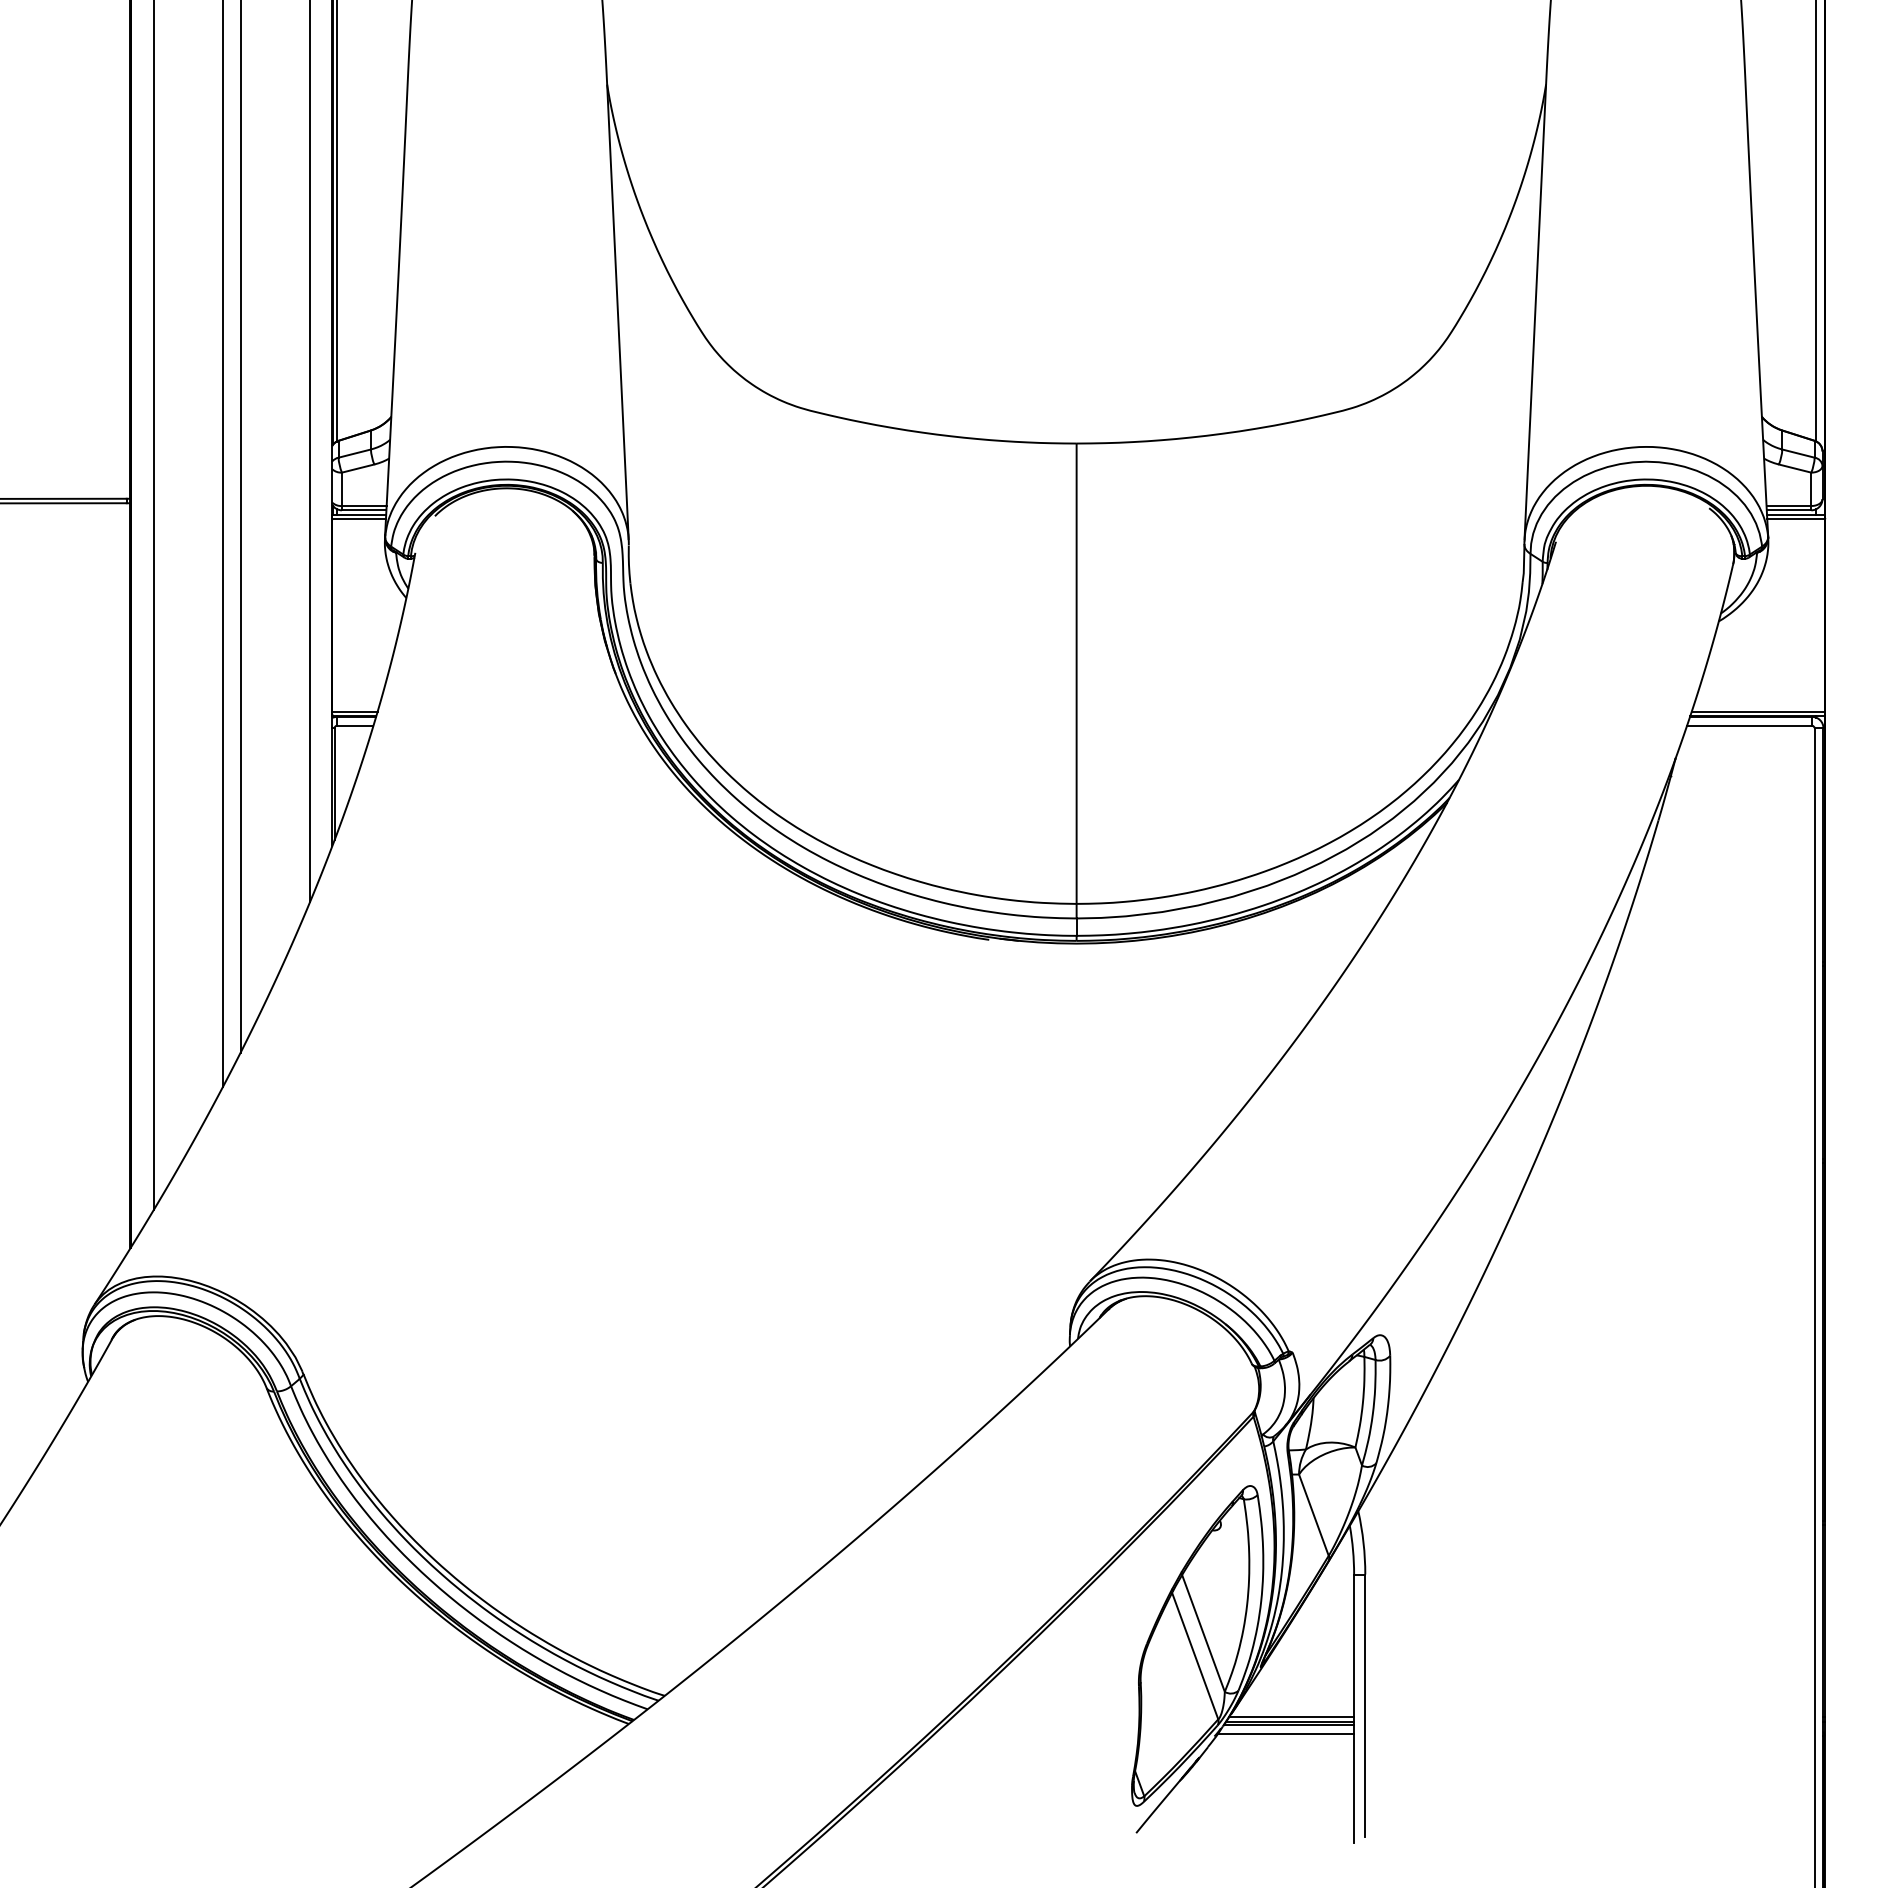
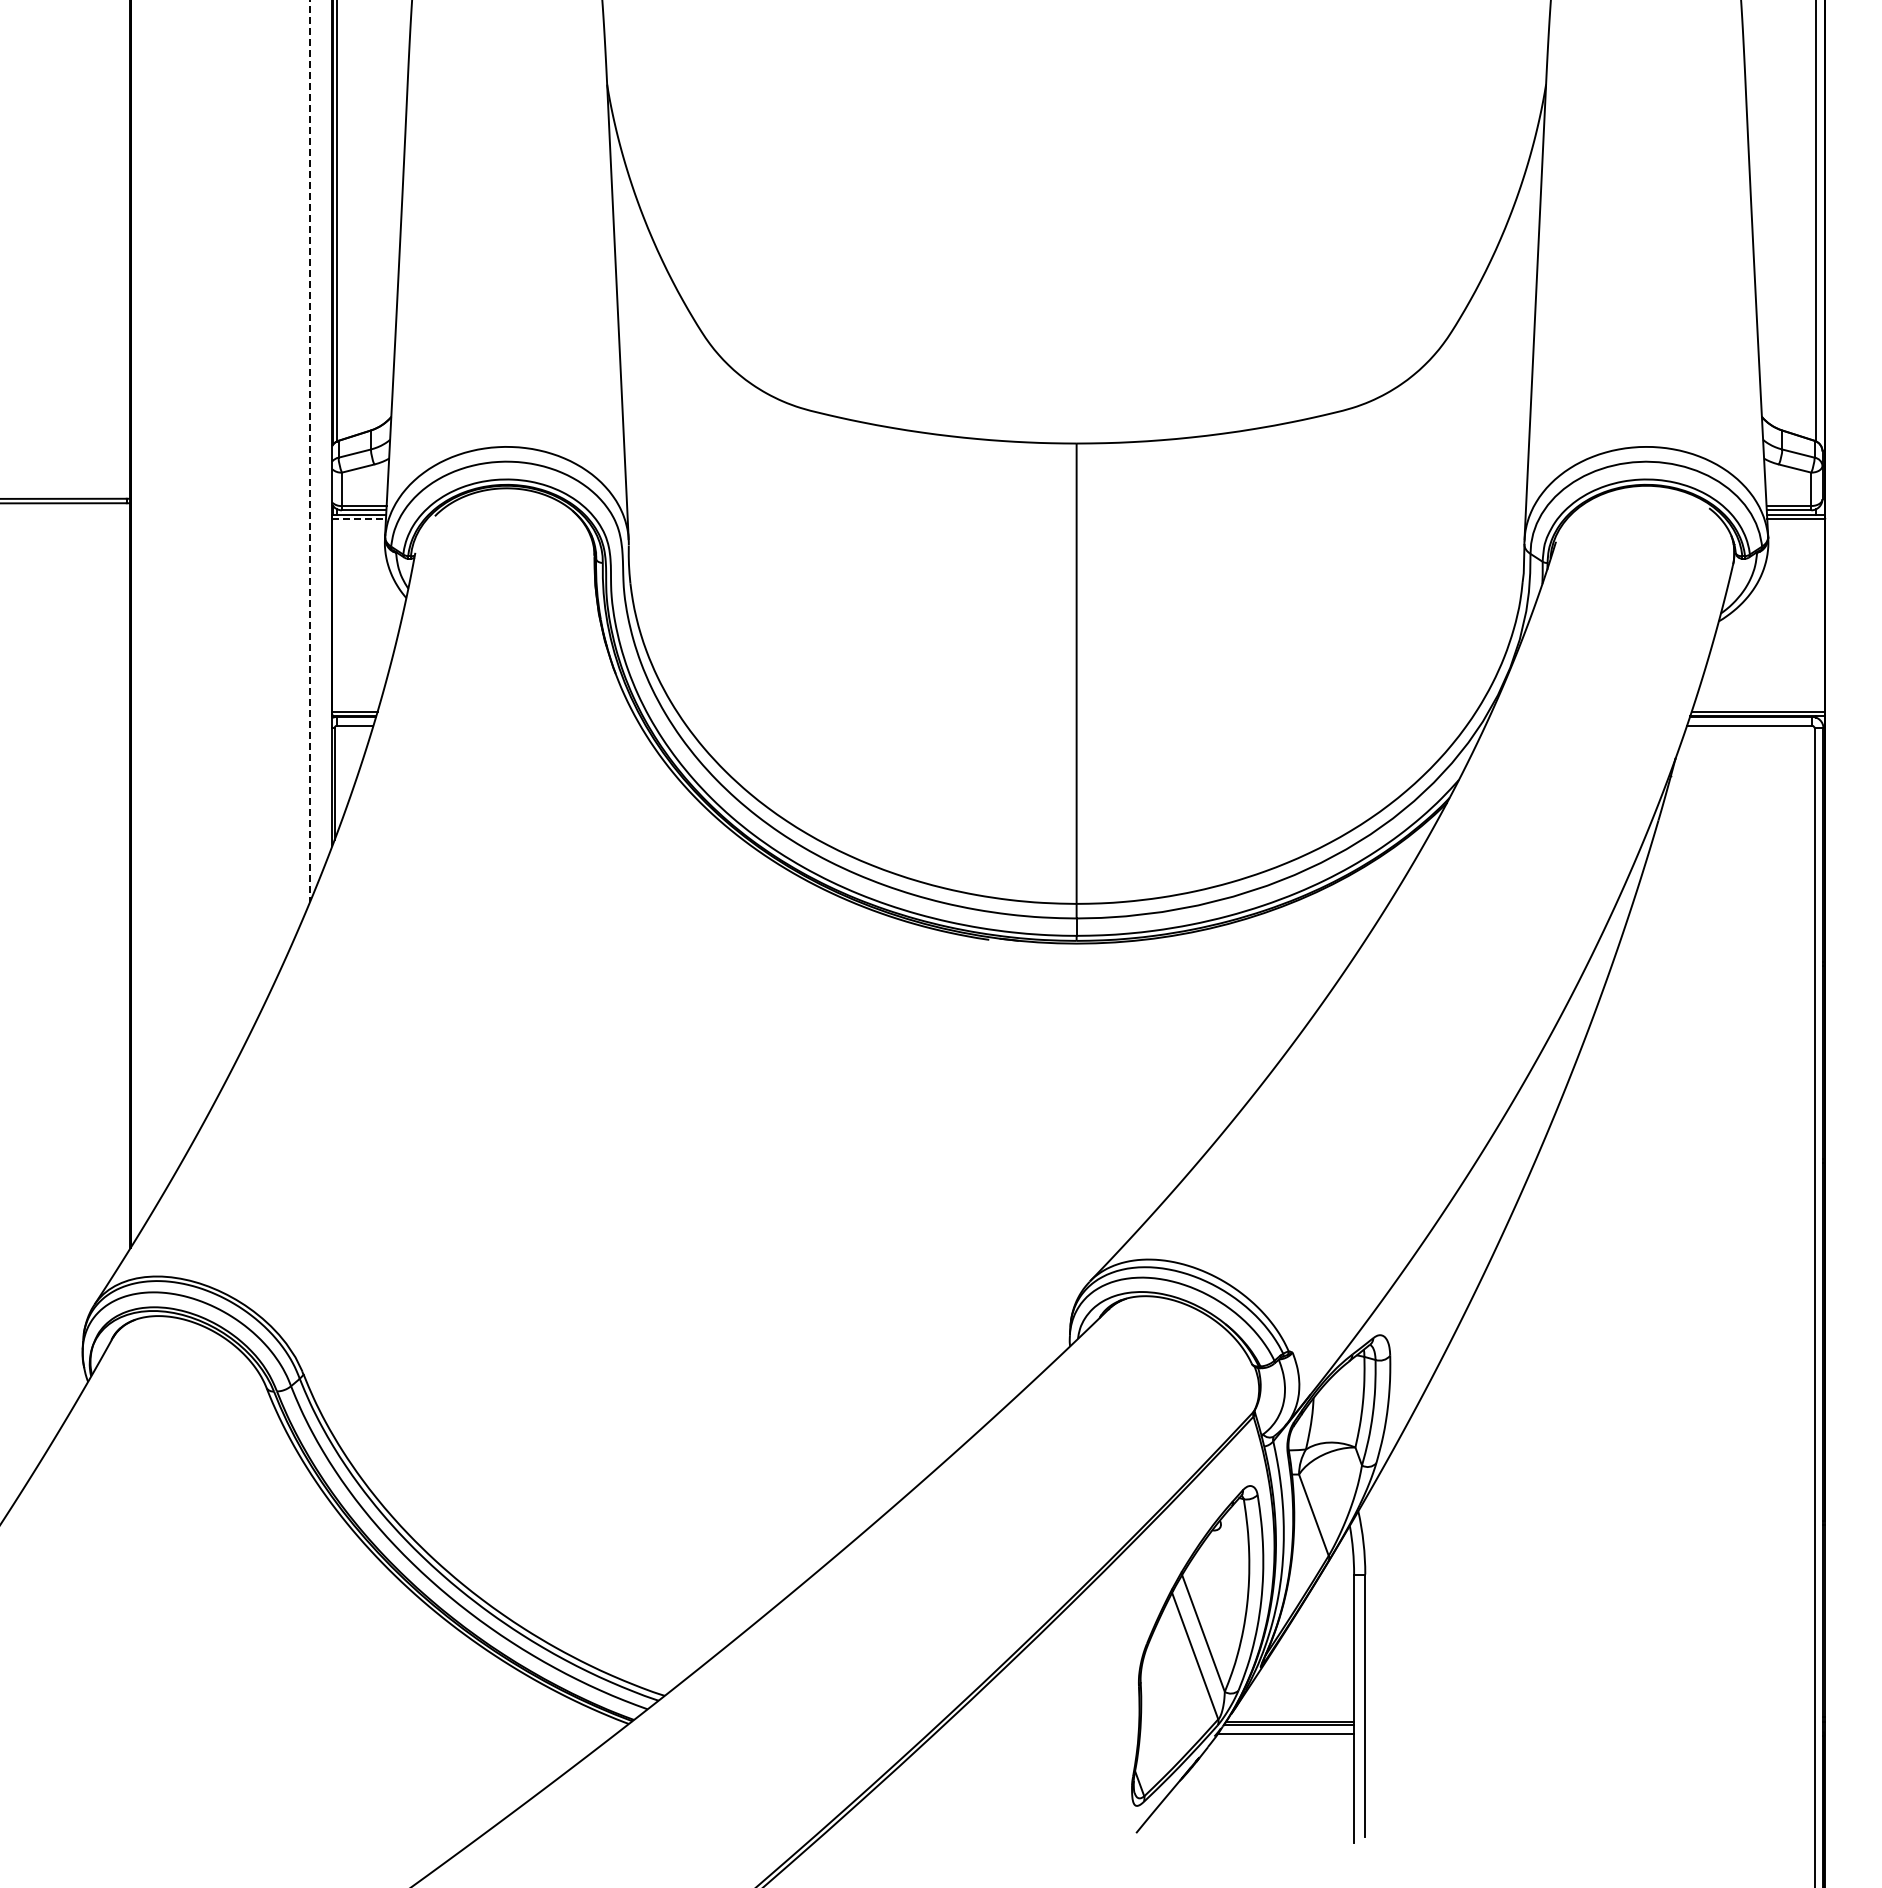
line: solid -> dashed (309, 451)
line: solid -> dashed (359, 519)
line: present -> none (240, 527)
line: present -> none (222, 544)
line: present -> none (153, 606)
line: present -> none (1291, 1717)
